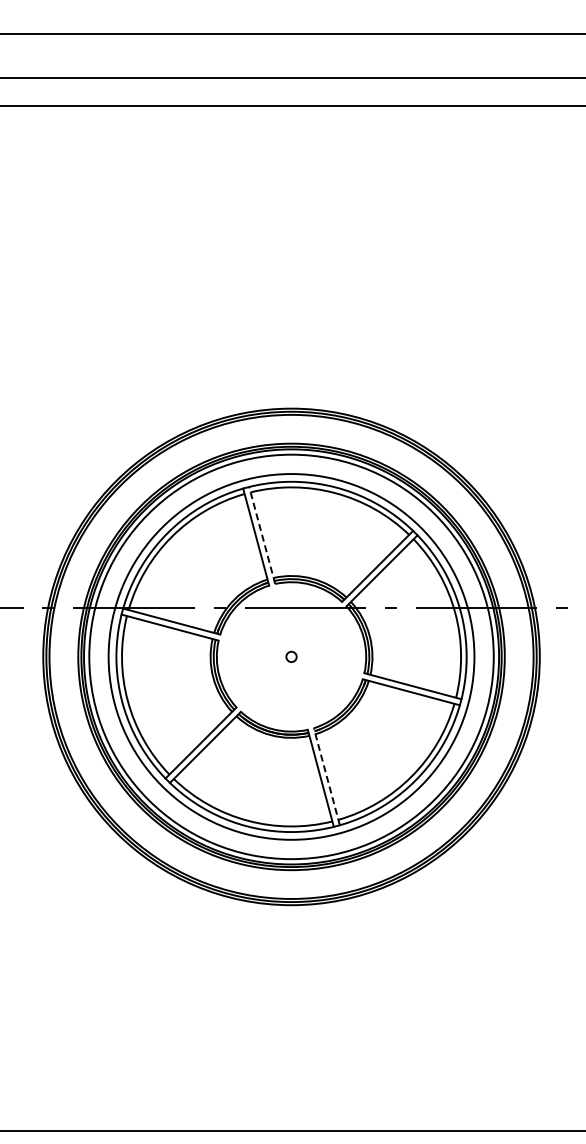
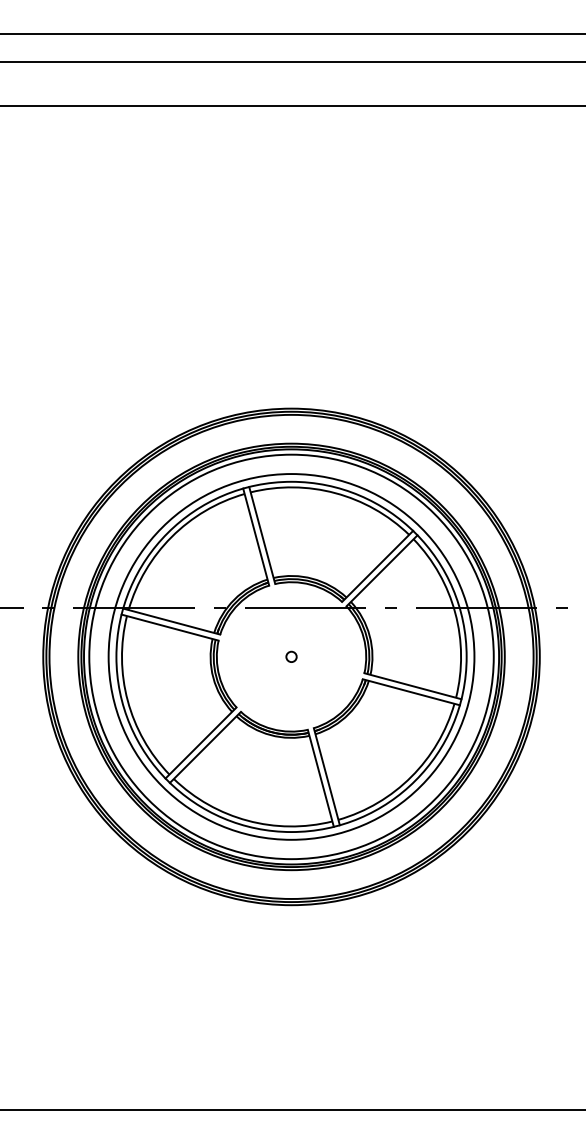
line position: (292, 78) -> (292, 62) (292, 62)
line: dashed -> solid (262, 535)
line: dashed -> solid (326, 776)
line position: (292, 1130) -> (292, 1109) (292, 1109)
